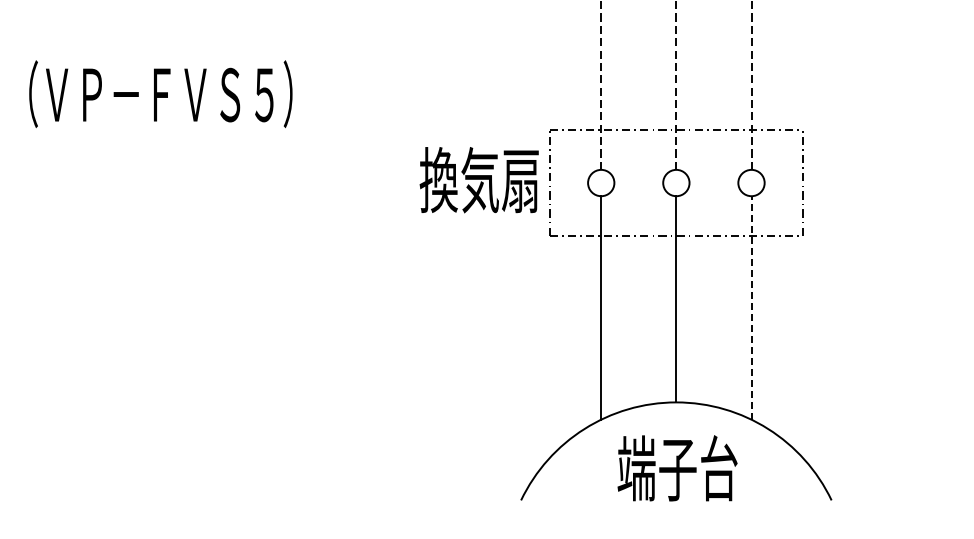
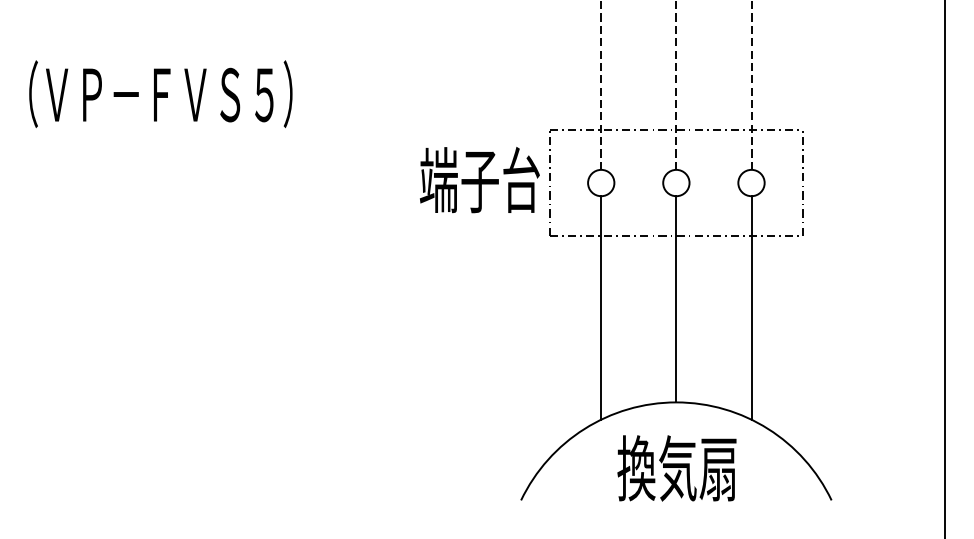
text: 換気扇 -> 端子台 (479, 179)
line: none -> present (944, 268)
line: dashed -> solid (751, 307)
text: 端子台 -> 換気扇 (677, 468)
